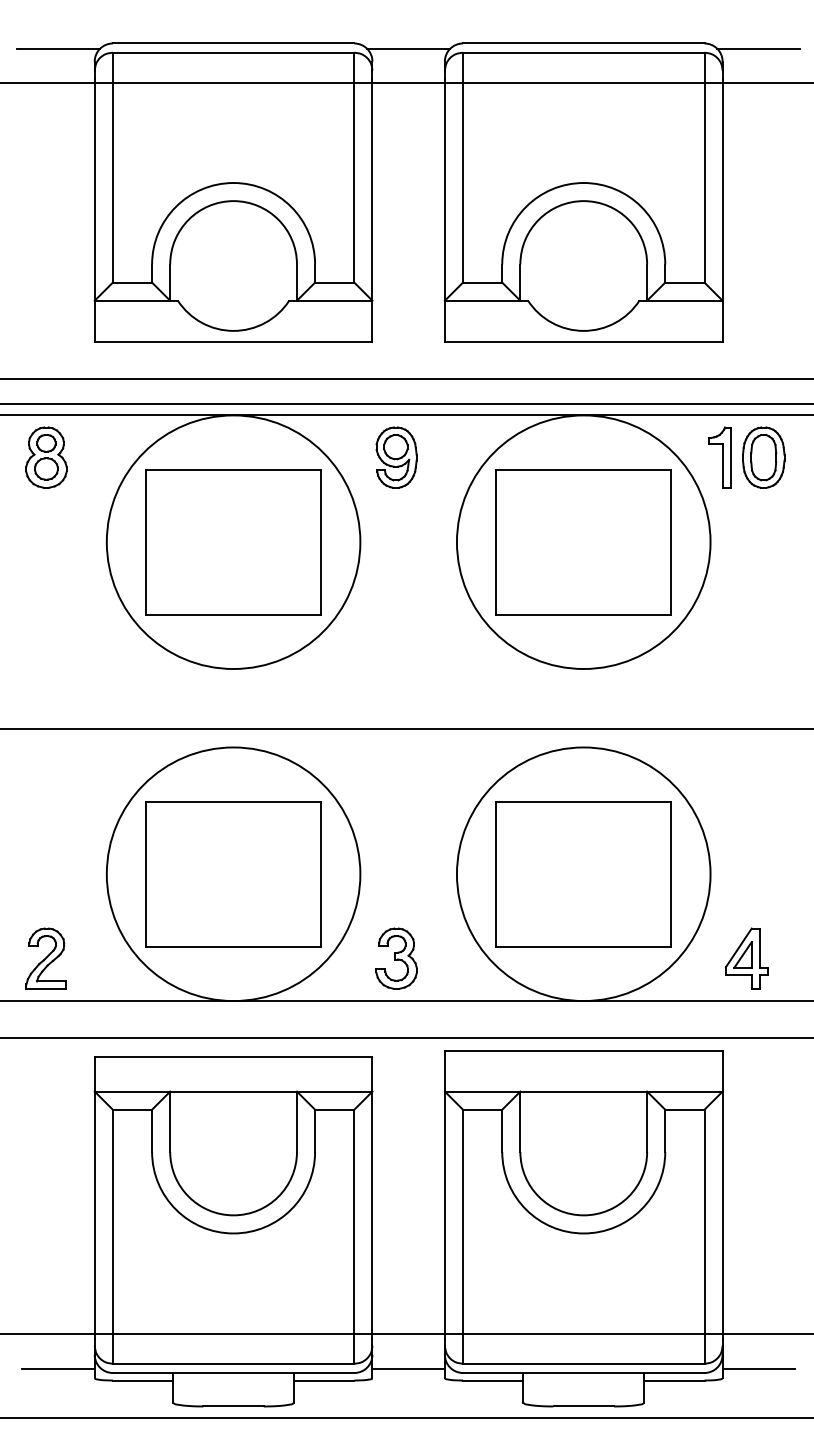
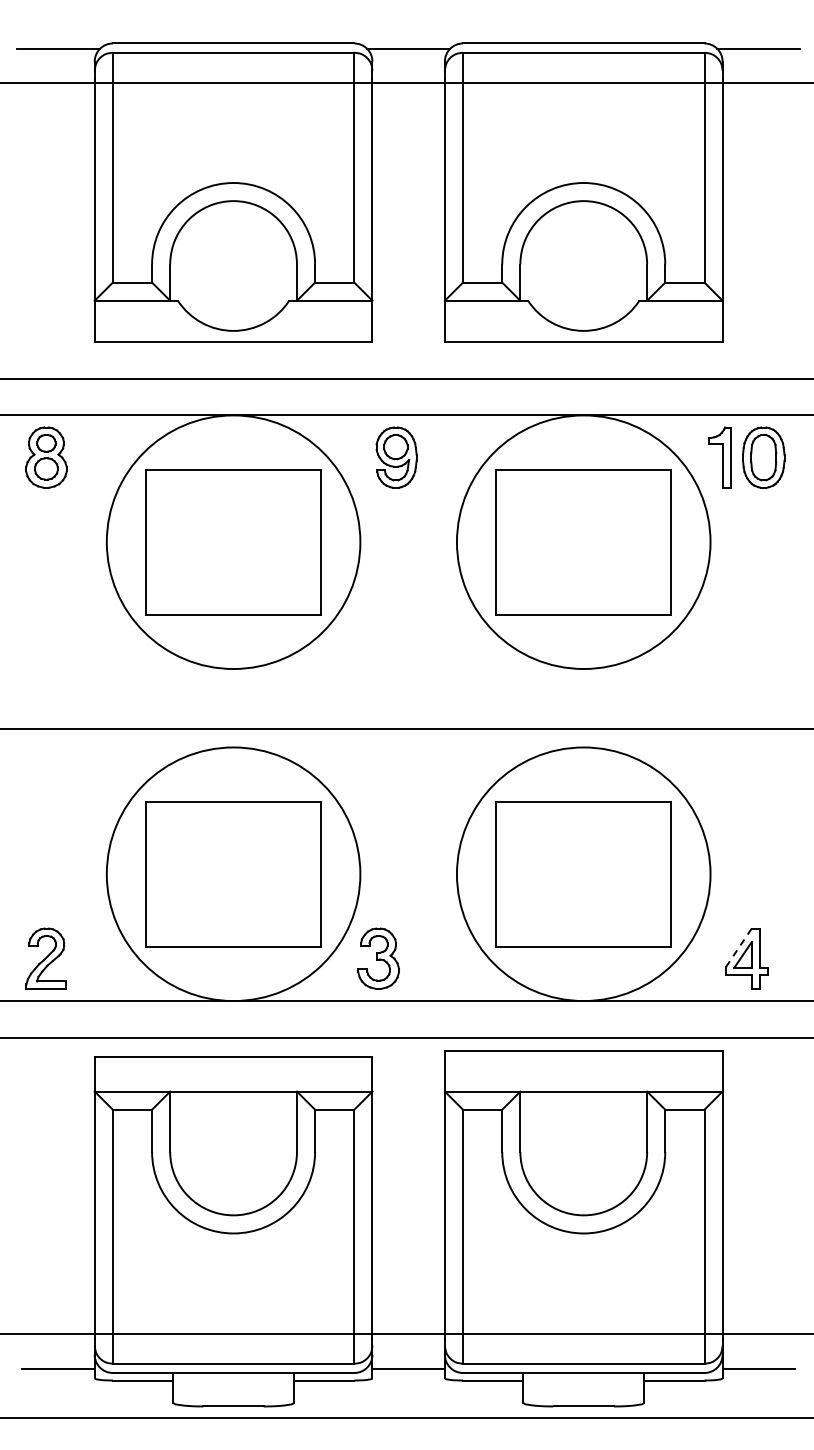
line: present -> none (406, 403)
line: solid -> dashed (739, 947)
part position: (396, 958) -> (378, 958) (378, 958)
